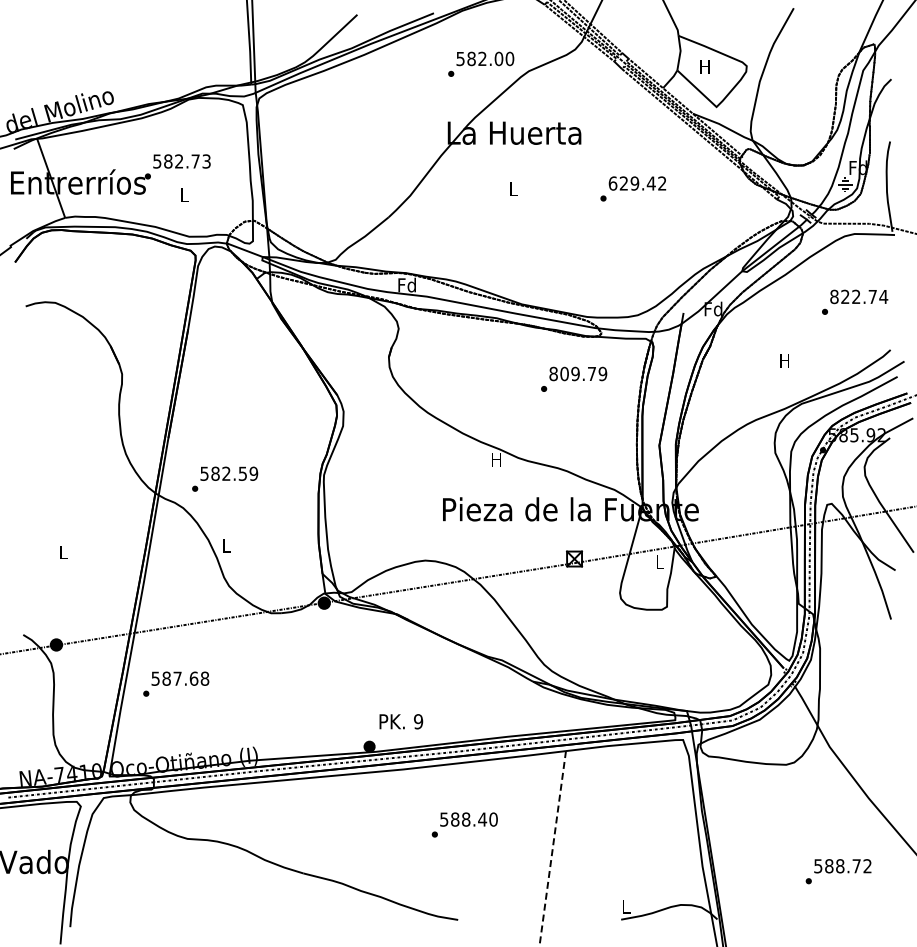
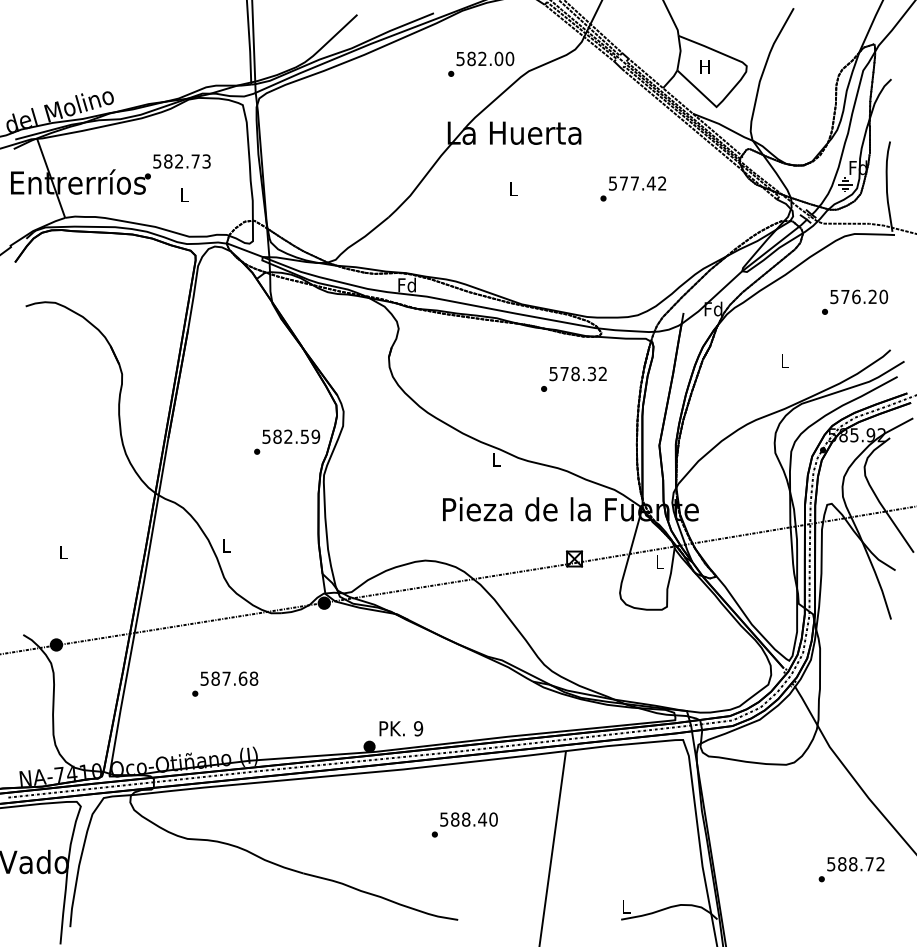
text: 629.42 -> 577.42 (623, 183)
text: 822.74 -> 576.20 (859, 296)
text: H -> L (784, 360)
text: 809.79 -> 578.32 (578, 373)
text: H -> L (496, 459)
text position: (225, 478) -> (287, 441) (287, 441)
text position: (176, 683) -> (225, 683) (225, 683)
text position: (401, 721) -> (401, 728) (401, 728)
line: dashed -> solid (552, 849)
text position: (838, 871) -> (851, 869) (851, 869)
